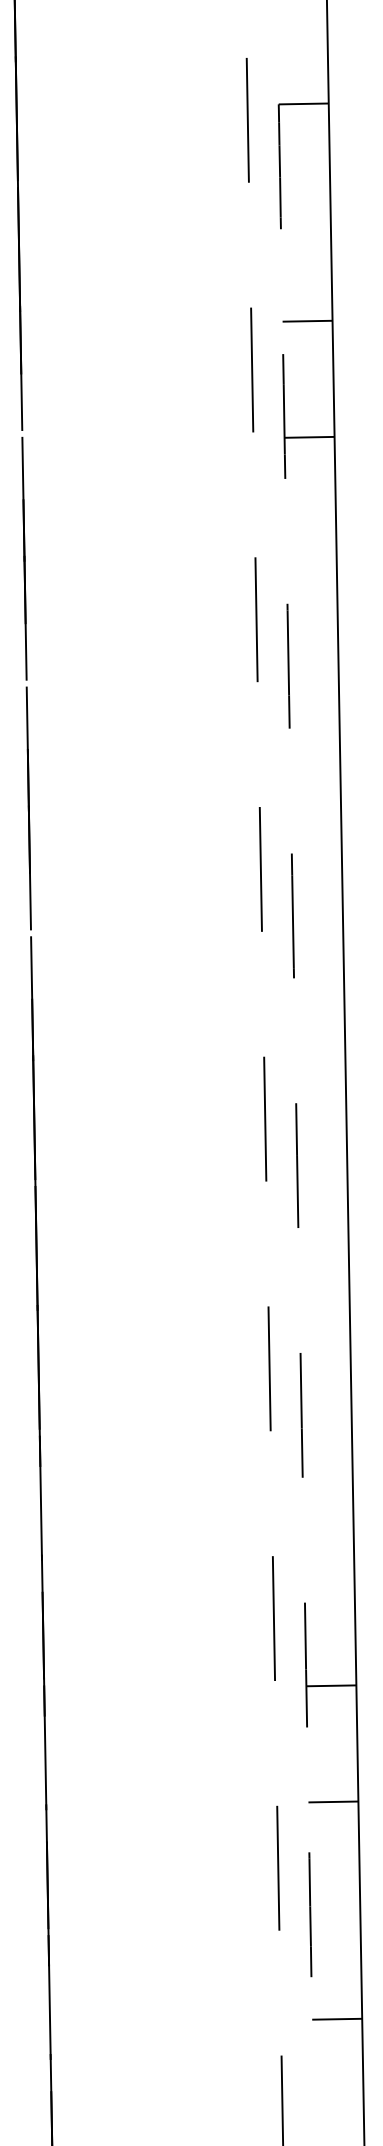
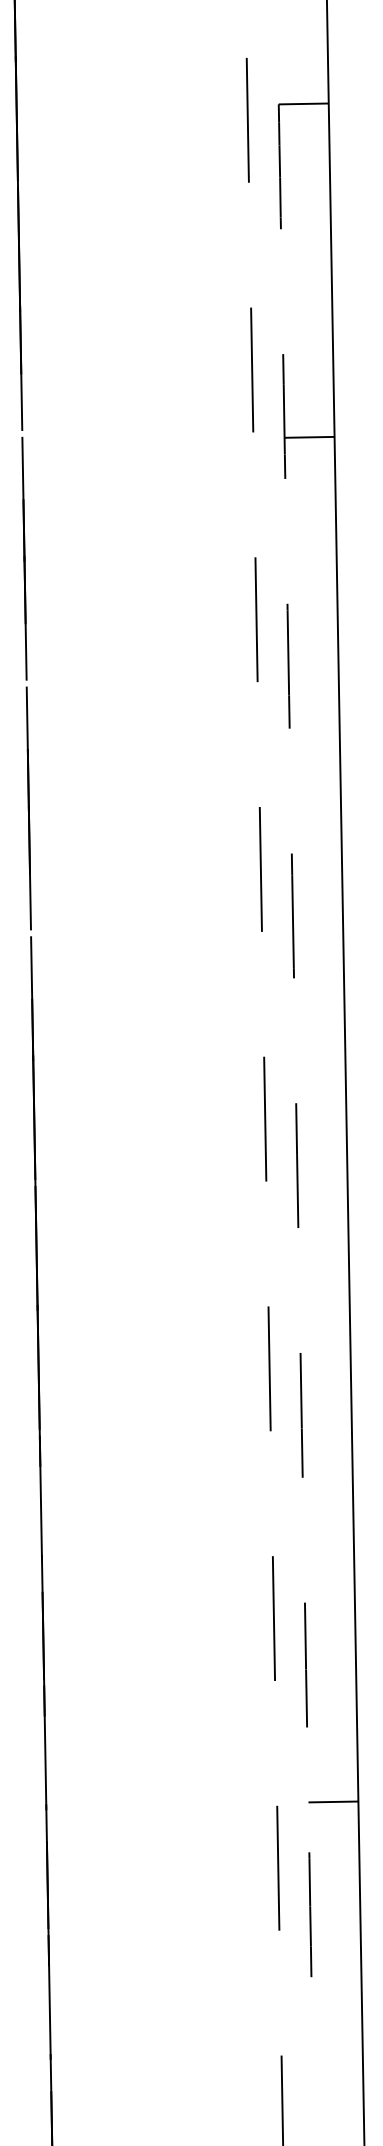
line: present -> none (307, 320)
line: present -> none (331, 1685)
line: present -> none (337, 2018)
